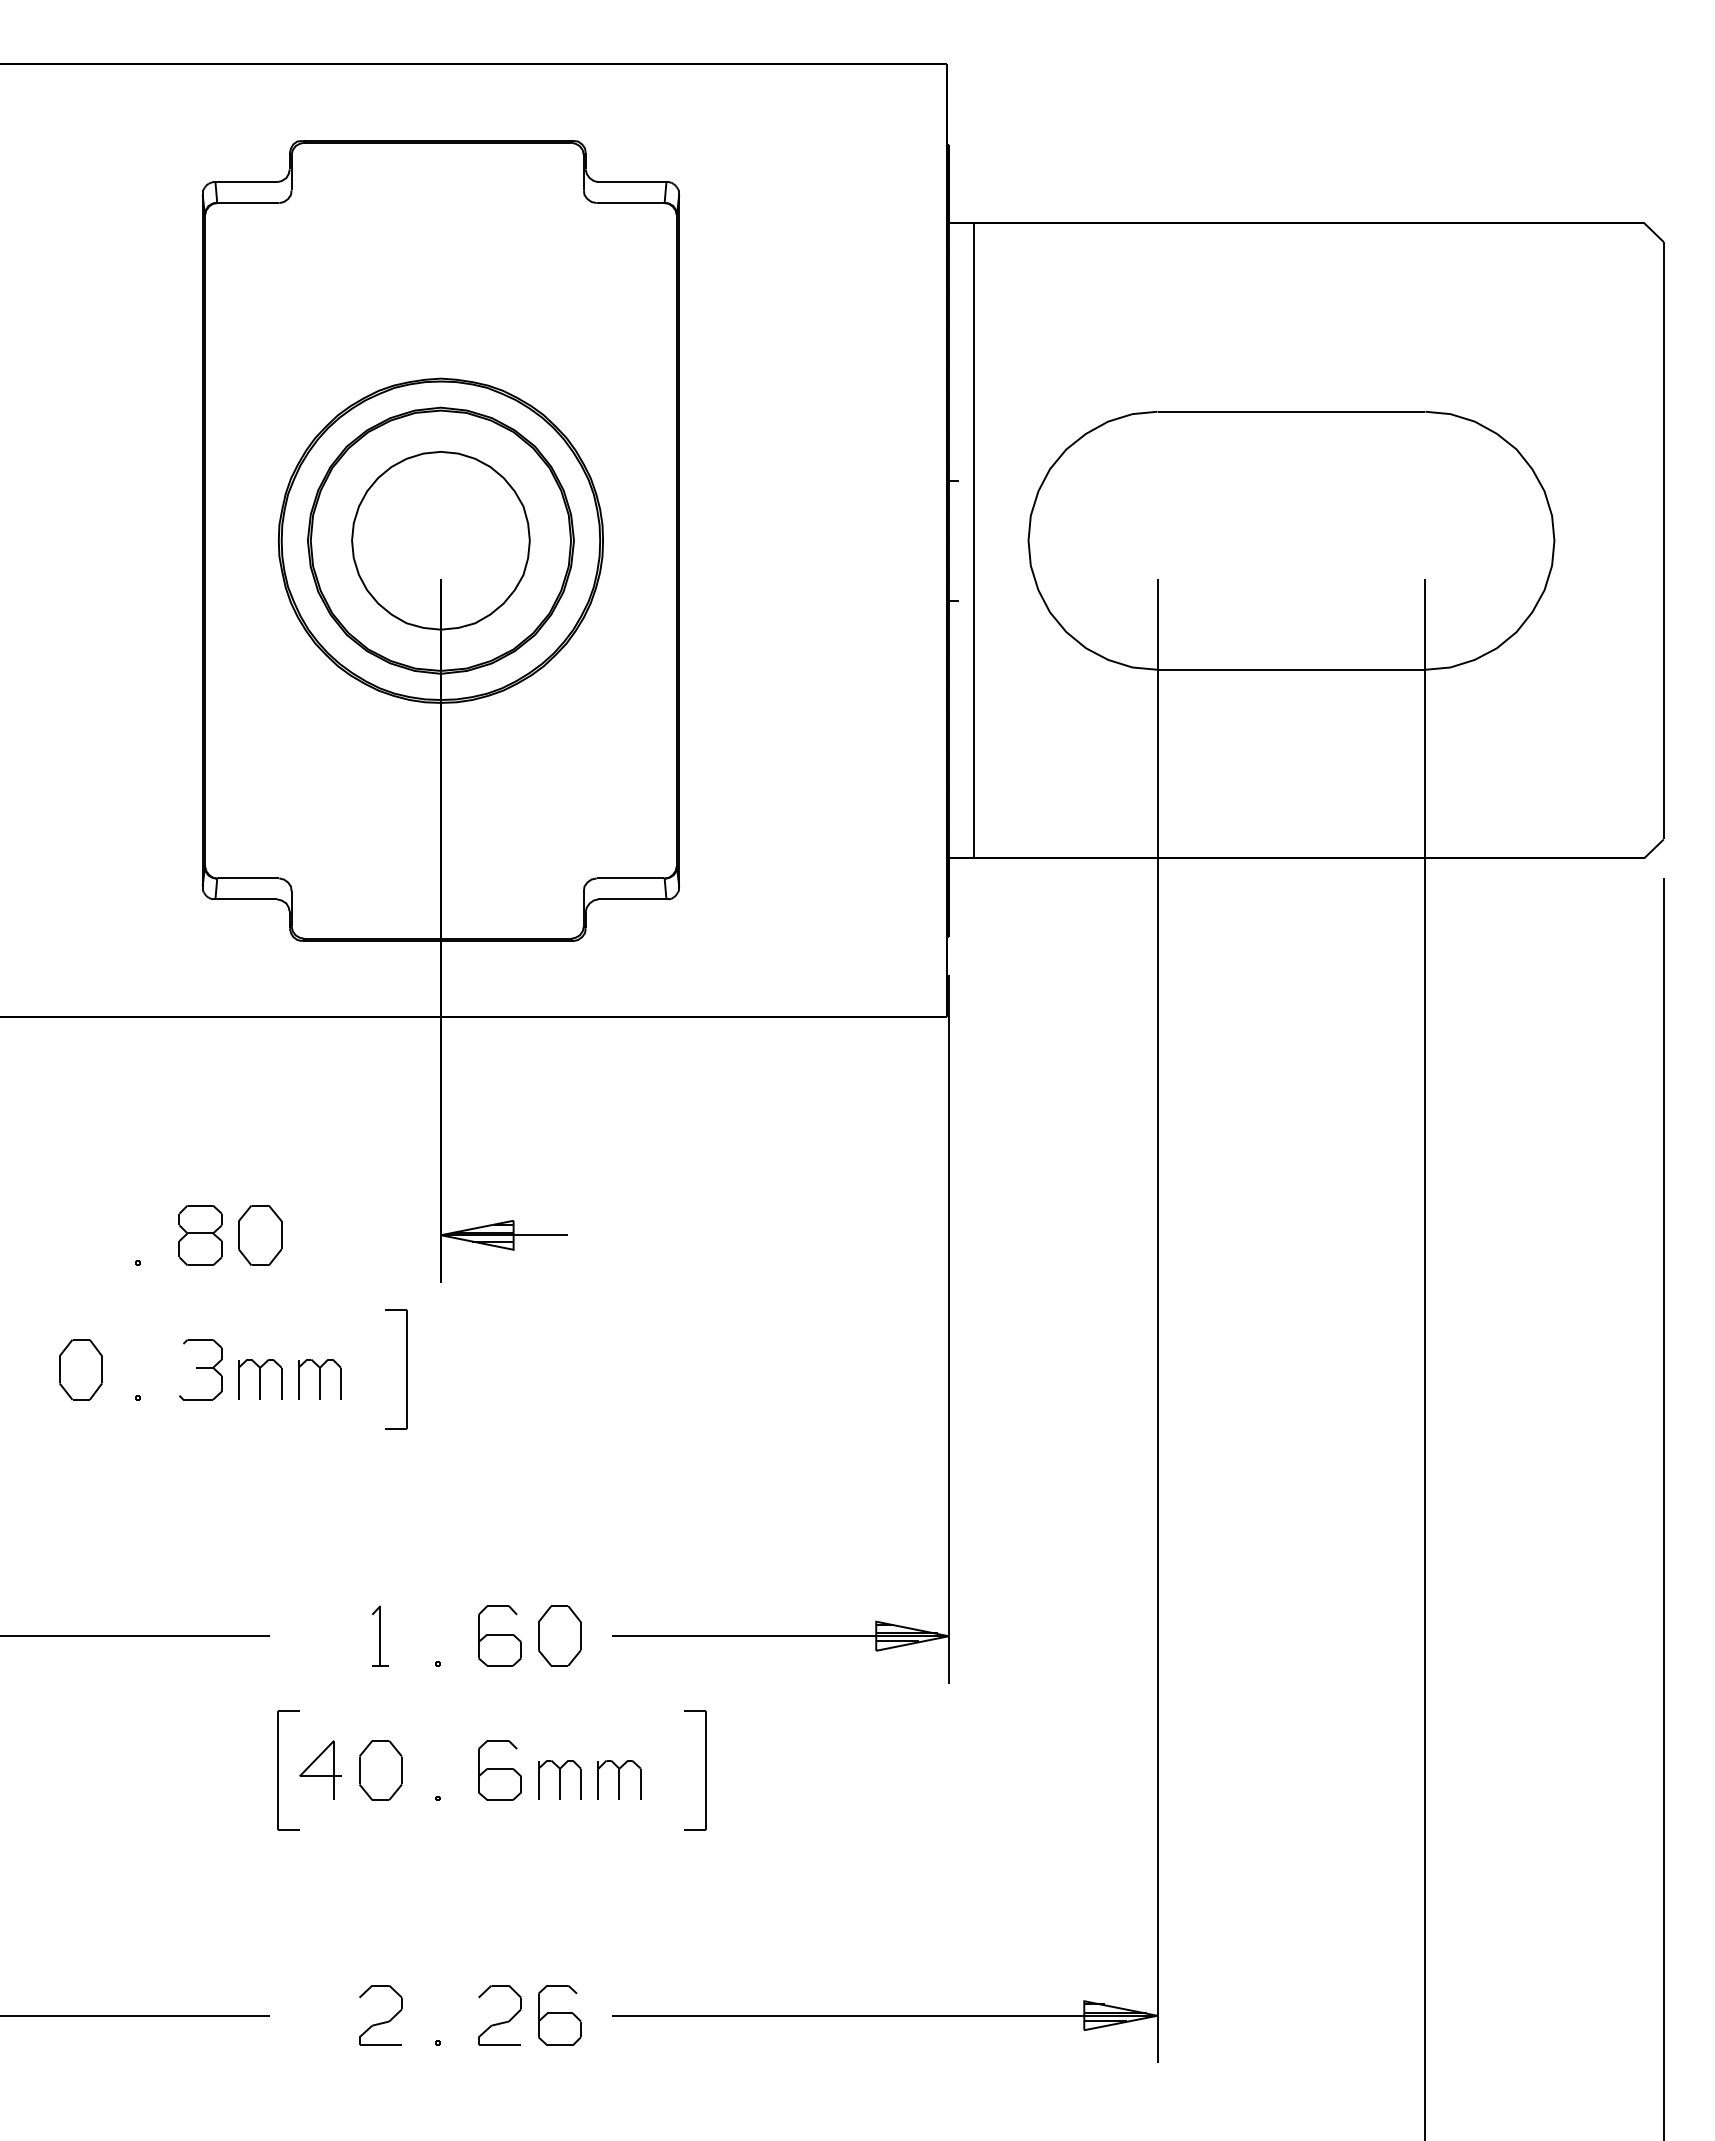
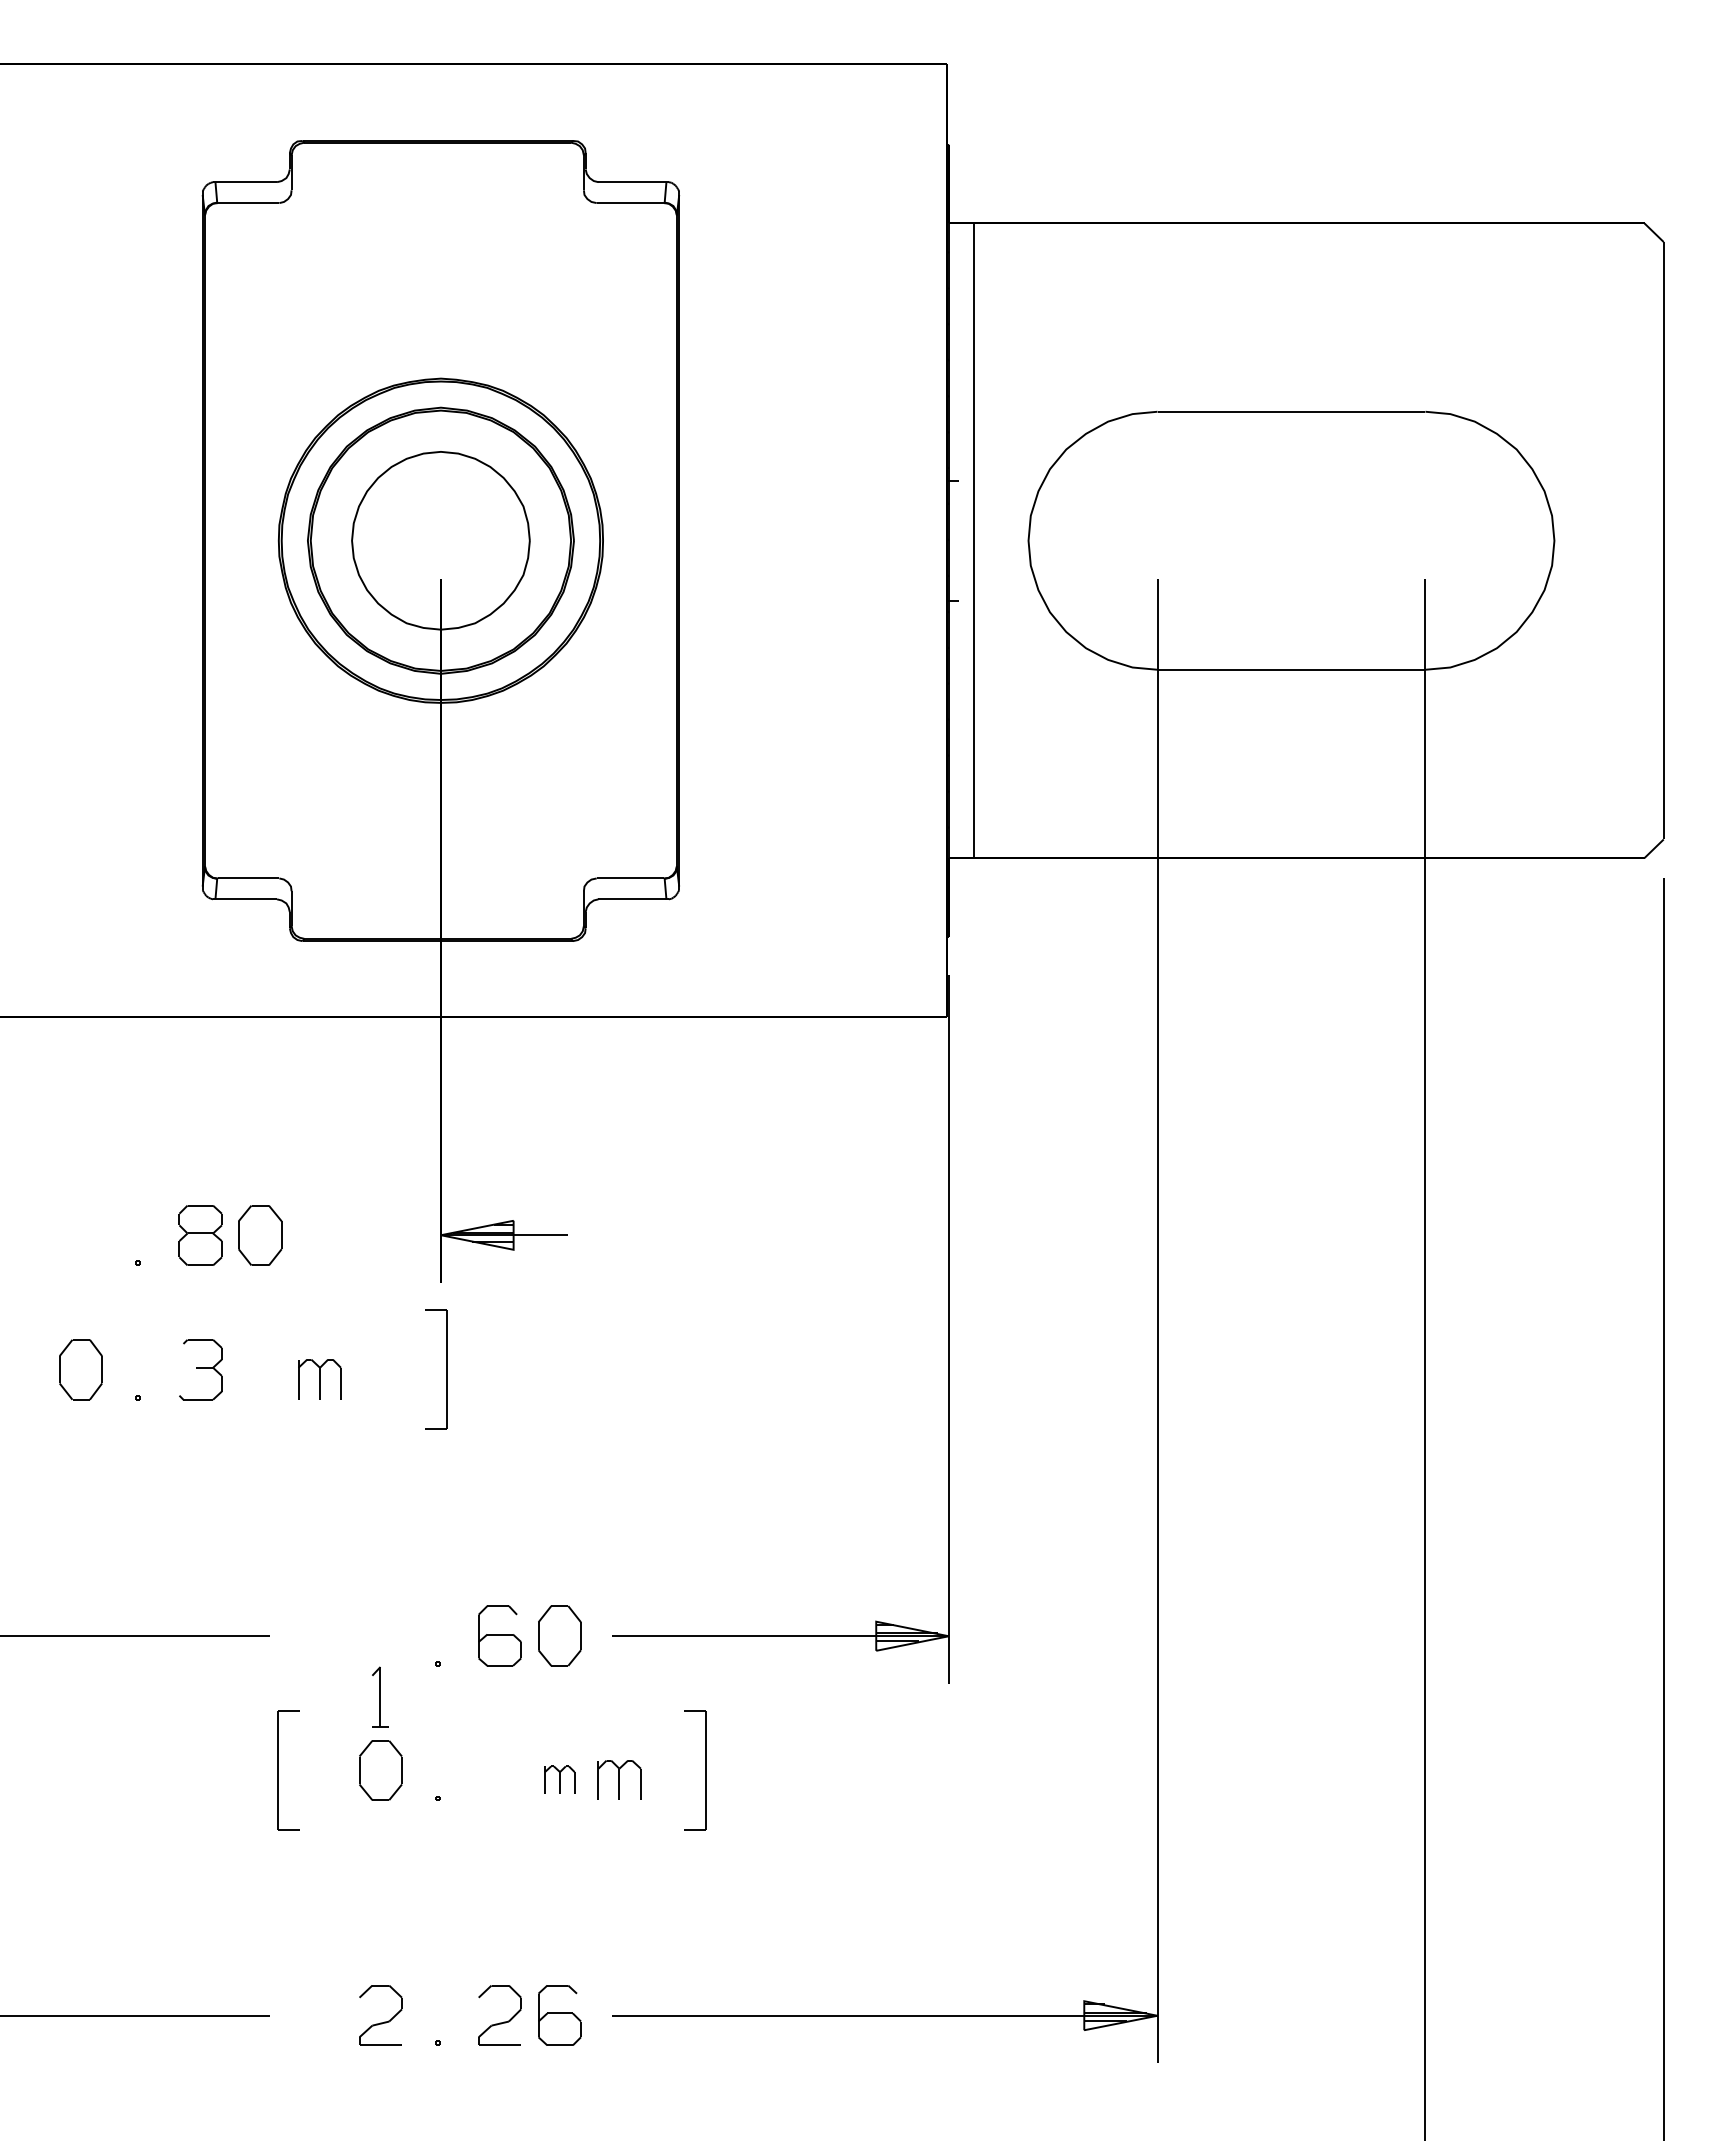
part position: (406, 1369) -> (446, 1369) (446, 1369)
part: present -> none (260, 1379)
part position: (380, 1635) -> (380, 1696) (380, 1696)
part: present -> none (320, 1769)
part: present -> none (499, 1770)
part size: 44x40 px -> 32x29 px (559, 1779)
